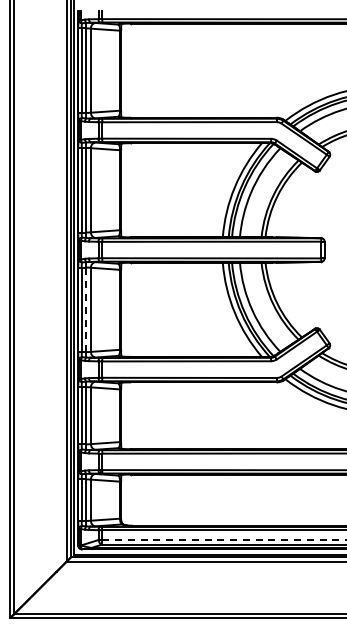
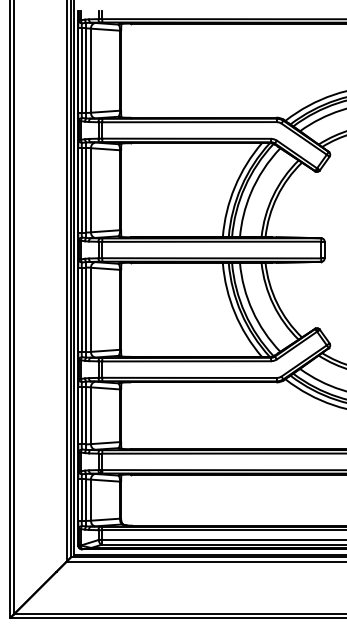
line: dashed -> solid (86, 309)
line: dashed -> solid (224, 539)
